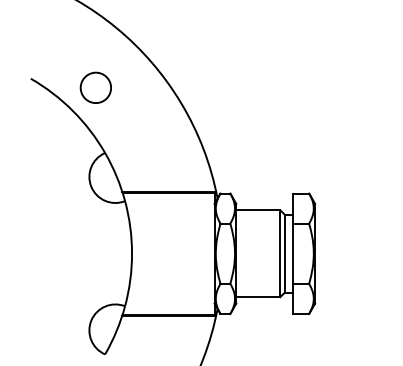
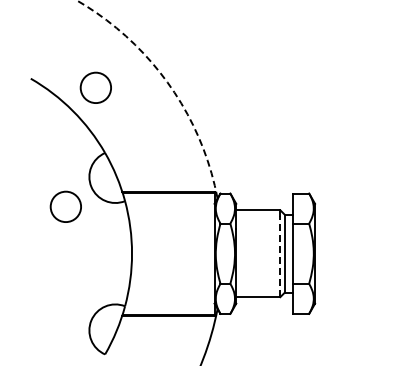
arc: solid -> dashed (171, 87)
circle: none -> present (65, 206)
line: solid -> dashed (280, 256)
